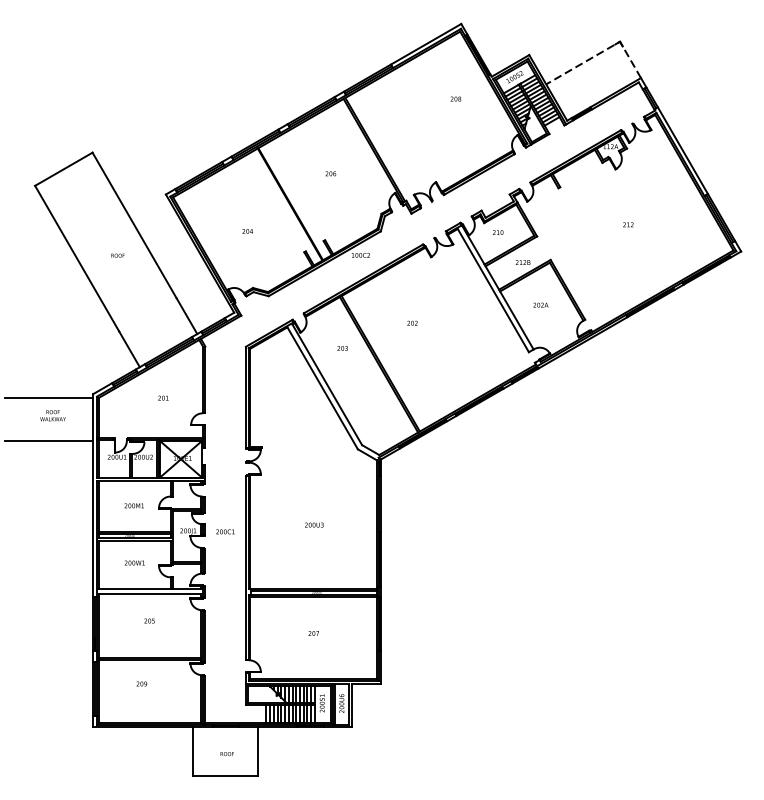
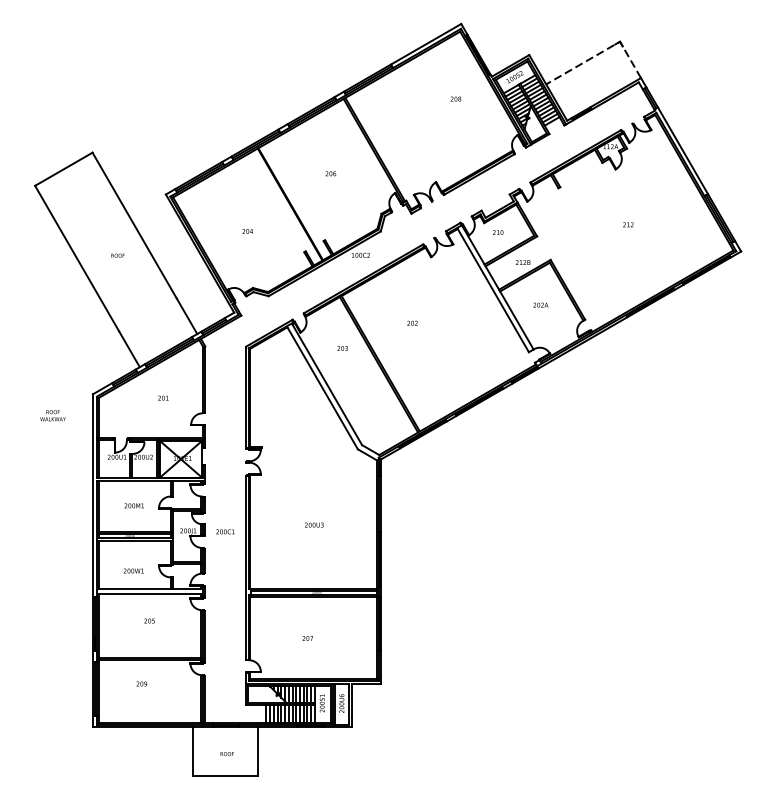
line: present -> none (49, 397)
line: present -> none (49, 440)
text position: (134, 562) -> (133, 570) (133, 570)
text position: (313, 633) -> (307, 638) (307, 638)
